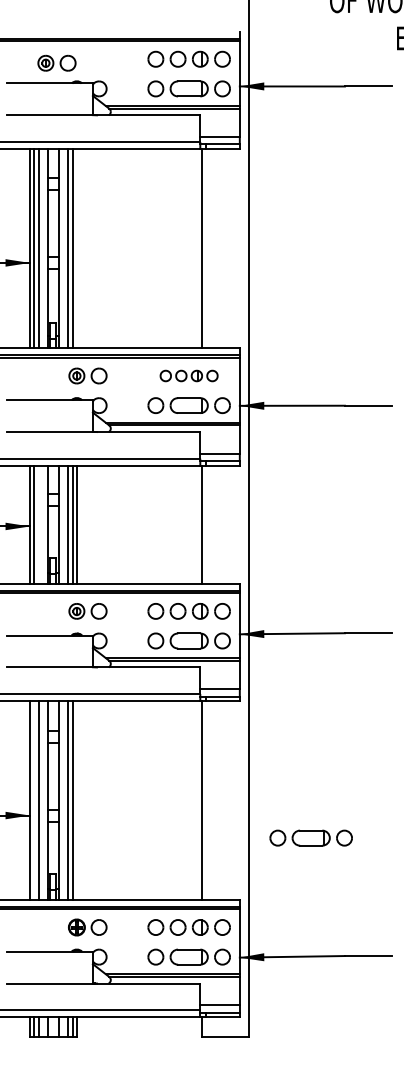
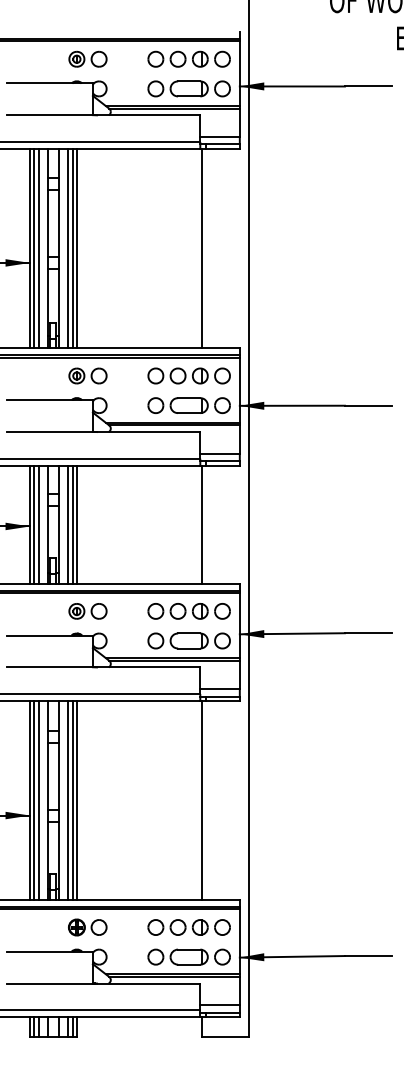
part position: (56, 62) -> (87, 58) (87, 58)
line: none -> present (77, 248)
part size: 60x14 px -> 84x18 px (188, 375)
line: none -> present (39, 524)
line: none -> present (33, 799)
line: none -> present (77, 799)
part: present -> none (310, 837)
